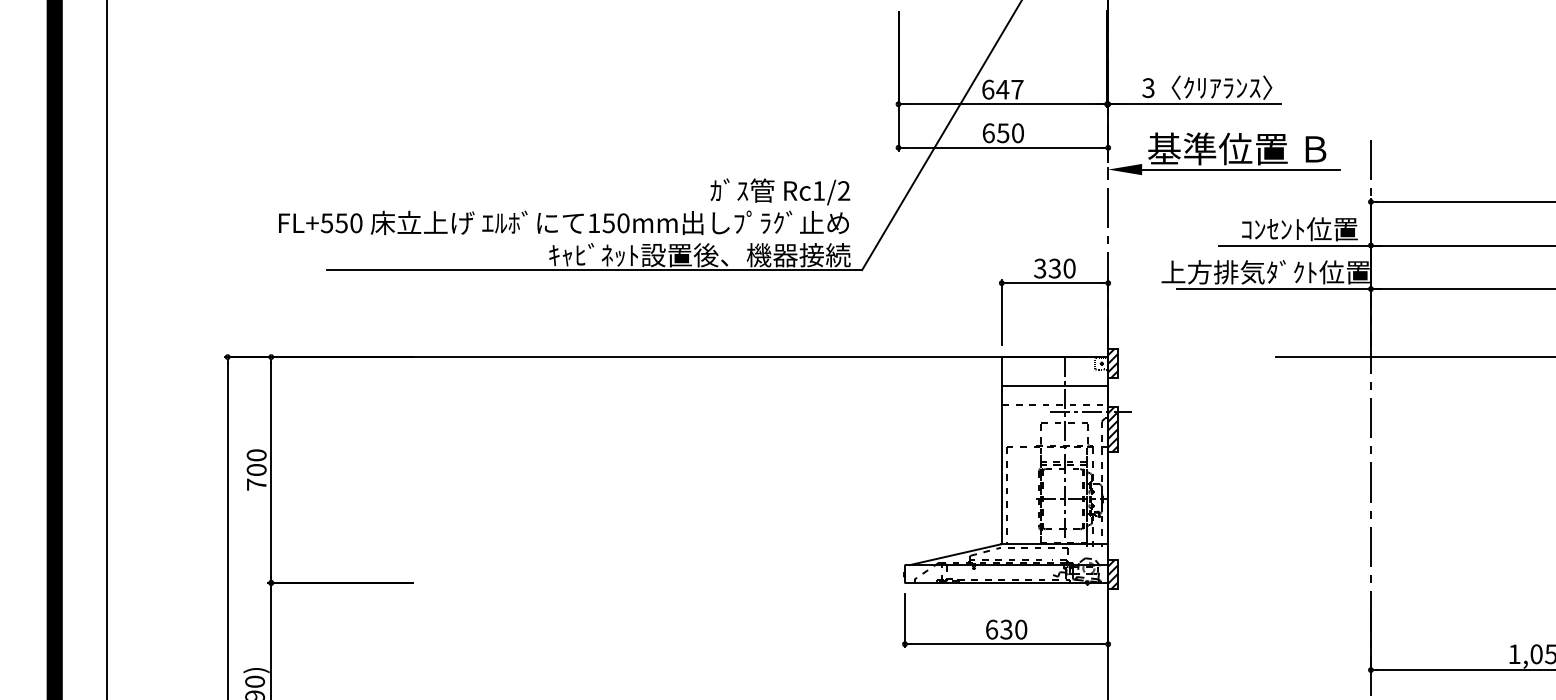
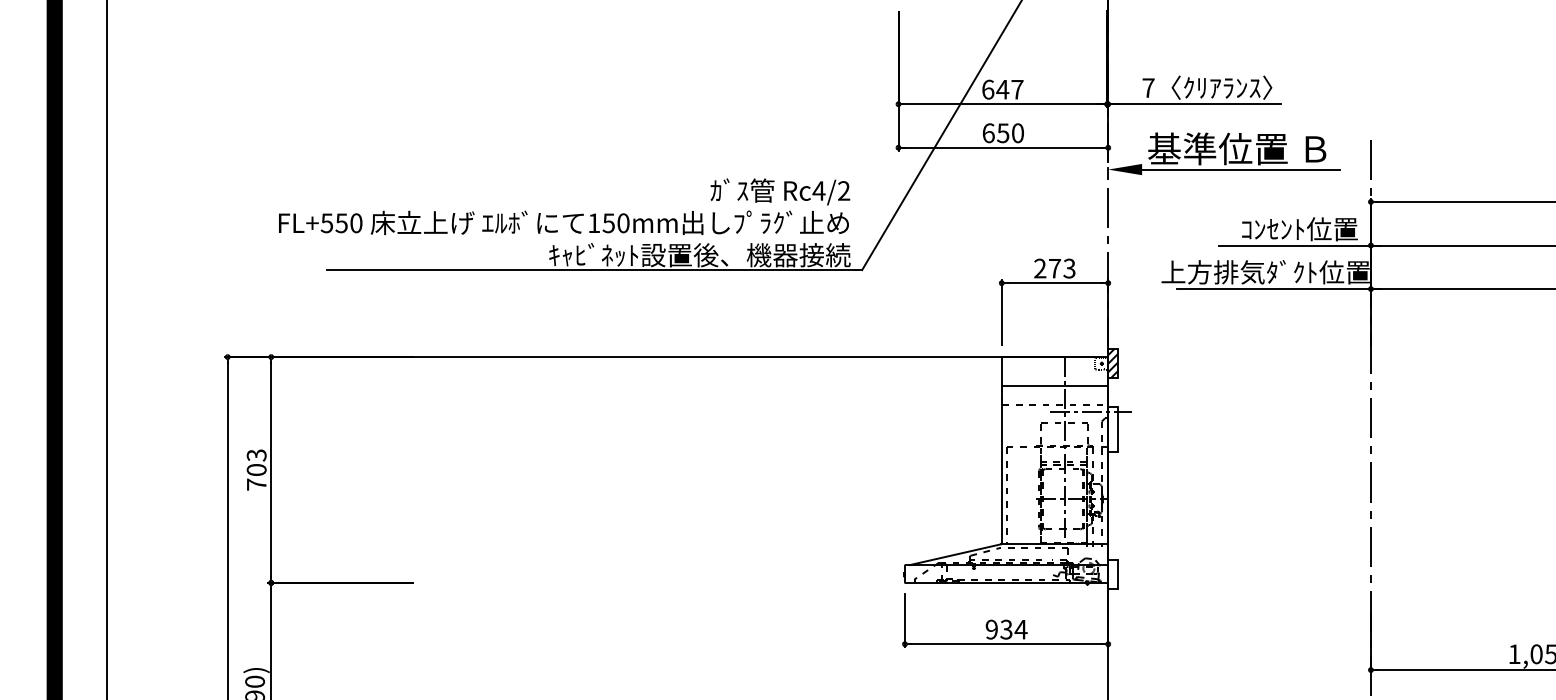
text: 3 -> 7 (1148, 88)
text: Rc1/2 -> Rc4/2 (818, 190)
text: 330 -> 273 (1054, 268)
line: present -> none (1414, 357)
hatch: present -> none (1112, 429)
text: 700 -> 703 (256, 455)
hatch: present -> none (1112, 574)
text: 630 -> 934 (1006, 629)
